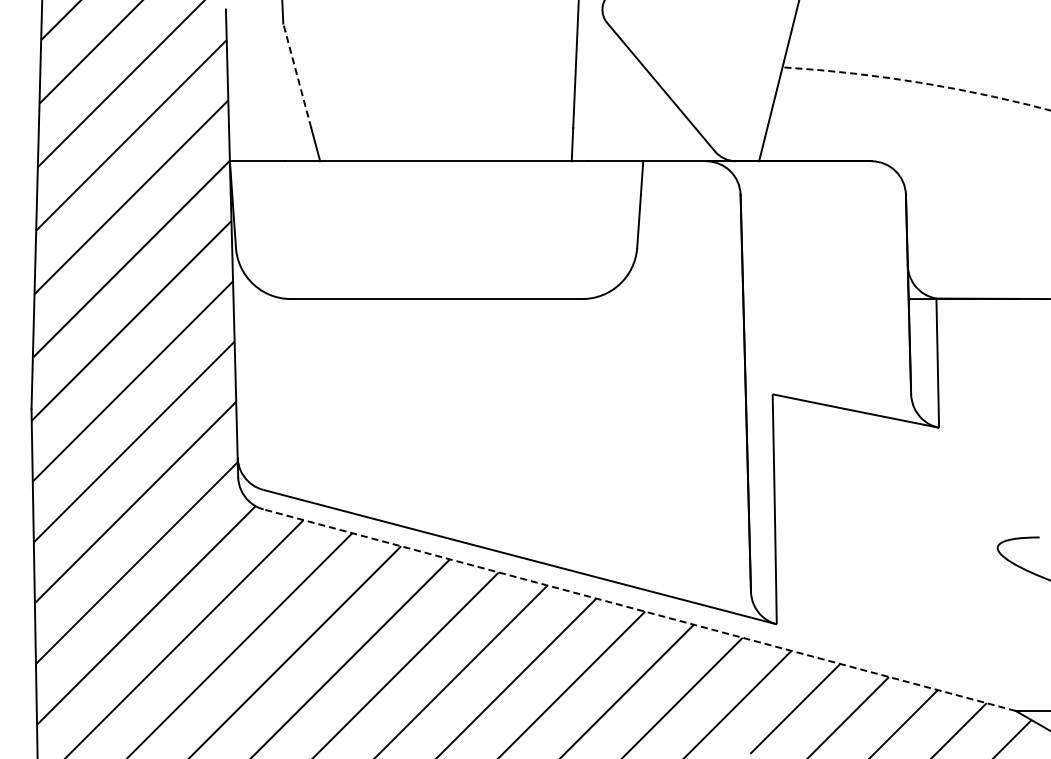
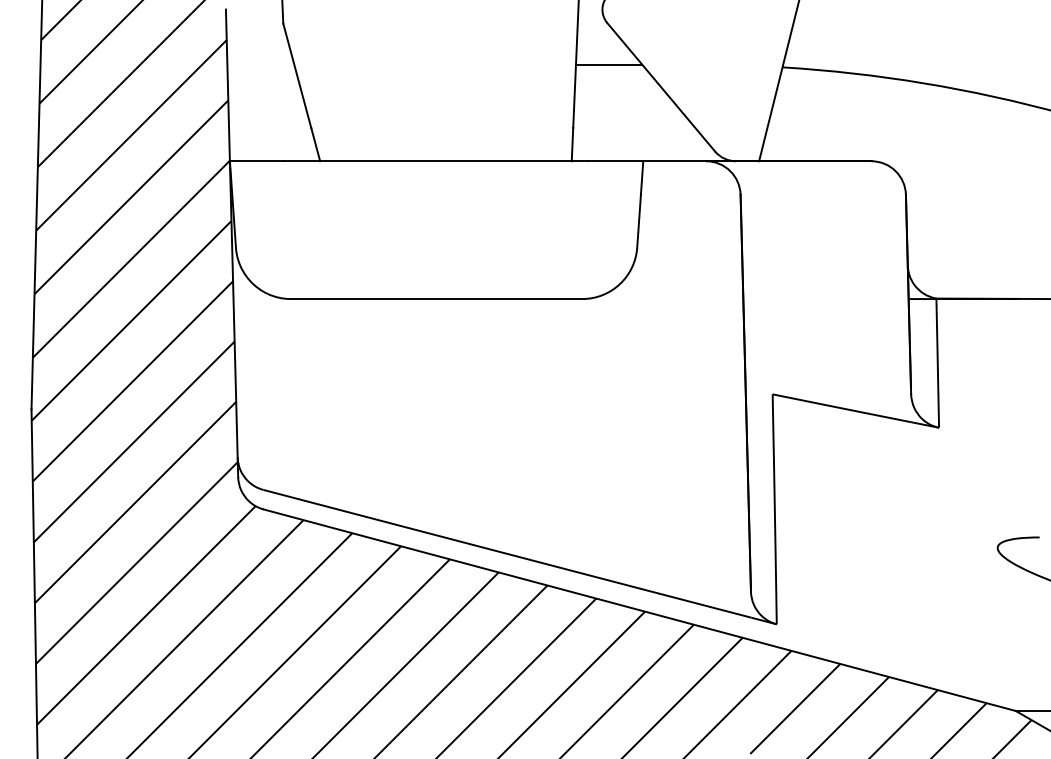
line: none -> present (608, 64)
line: dashed -> solid (297, 75)
arc: dashed -> solid (918, 82)
line: dashed -> solid (639, 610)
